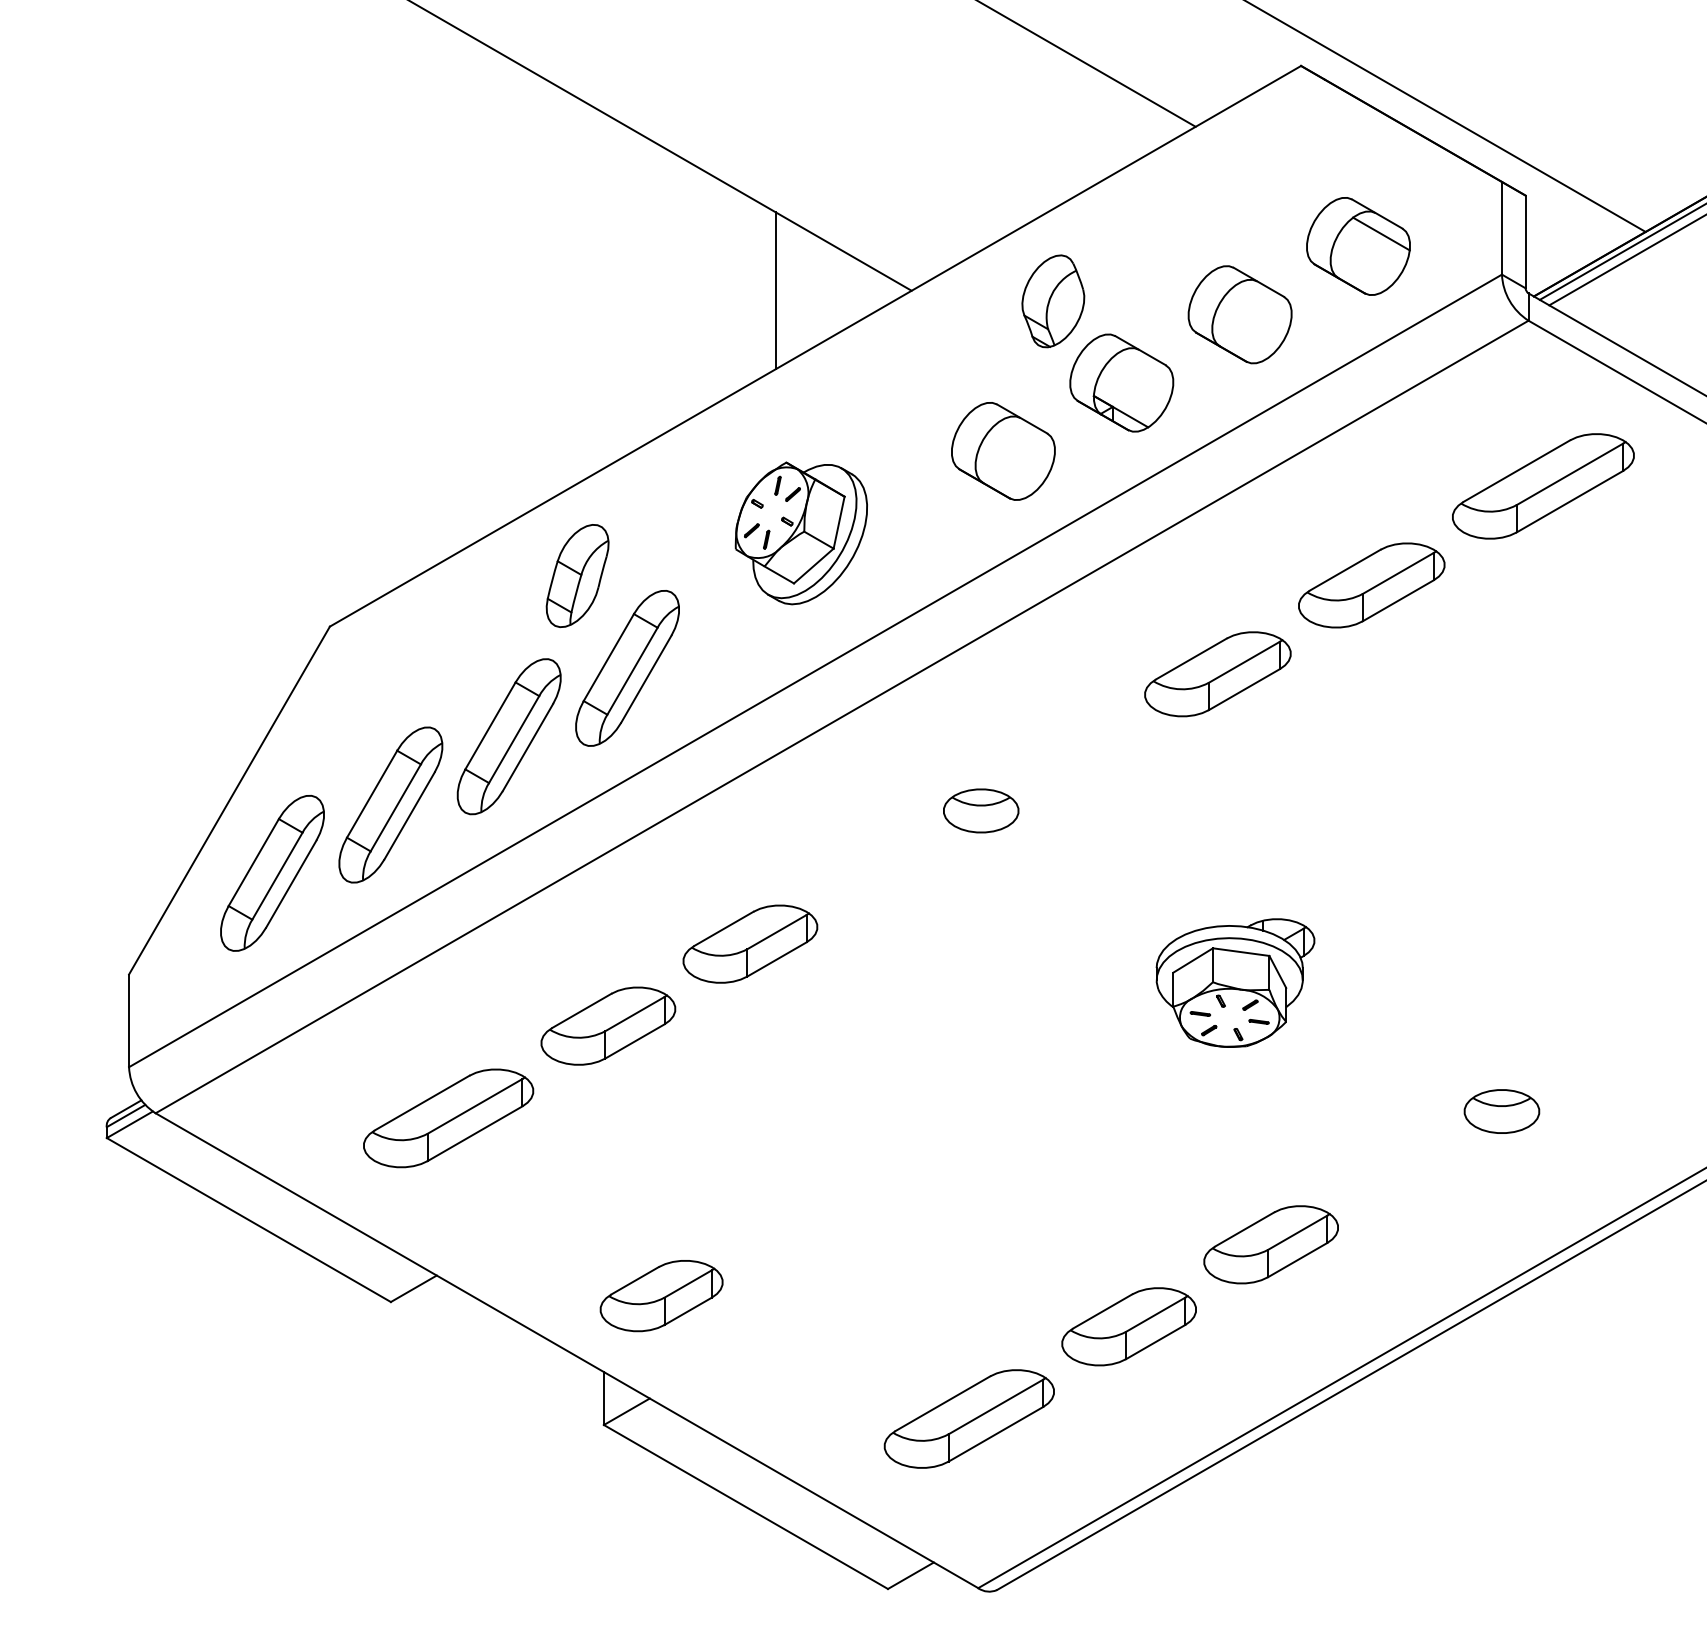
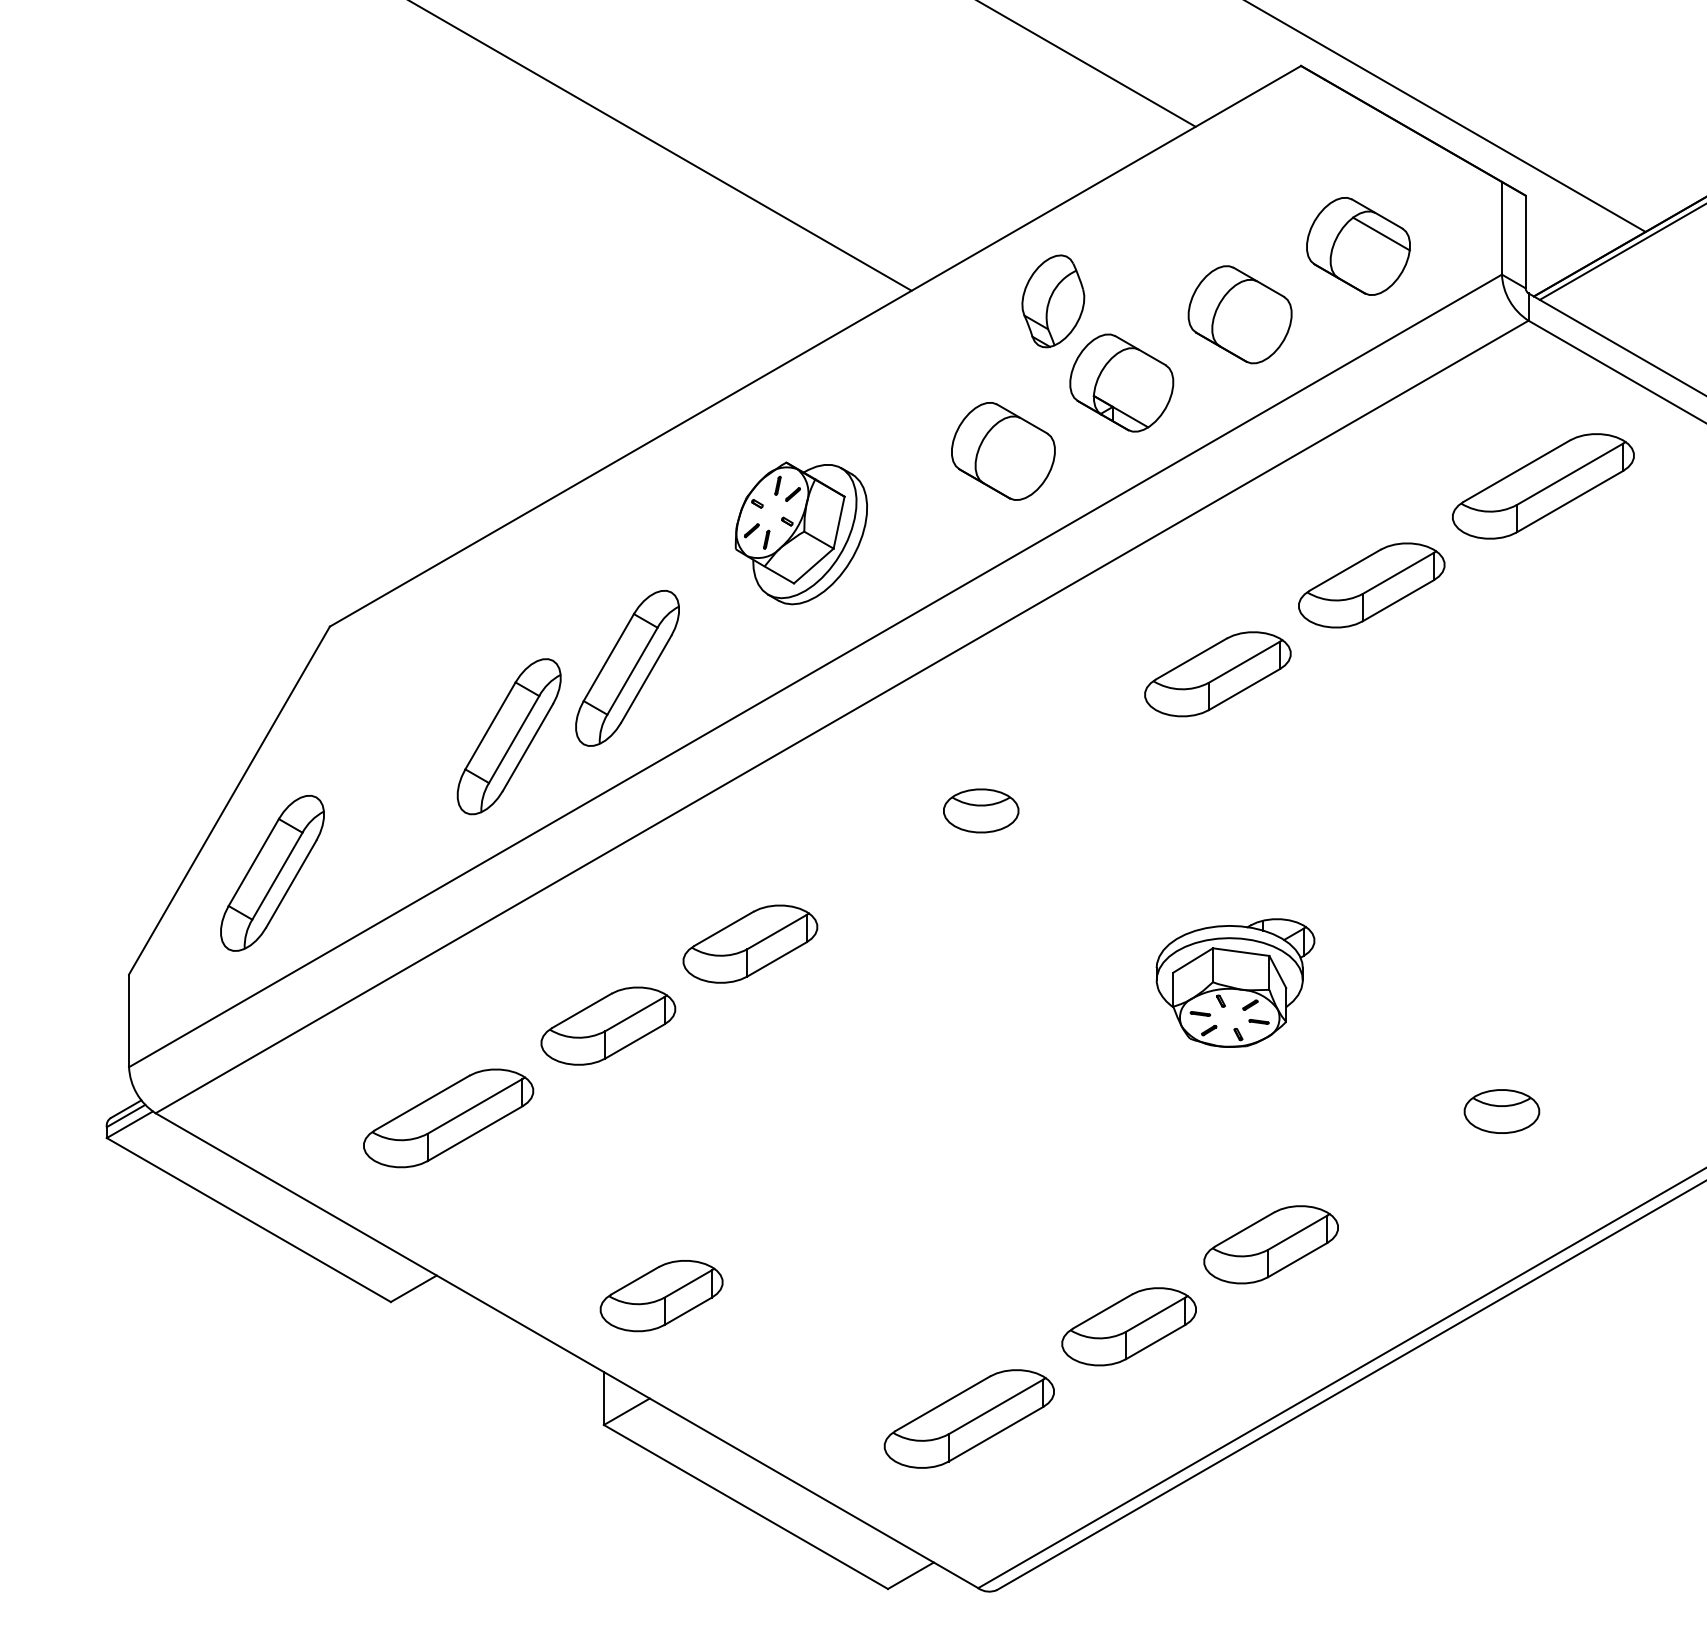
line: present -> none (1626, 260)
line: present -> none (775, 290)
part: present -> none (577, 575)
part: present -> none (390, 804)
